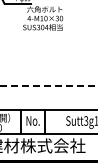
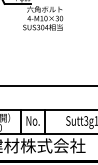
line: dashed -> solid (49, 85)
